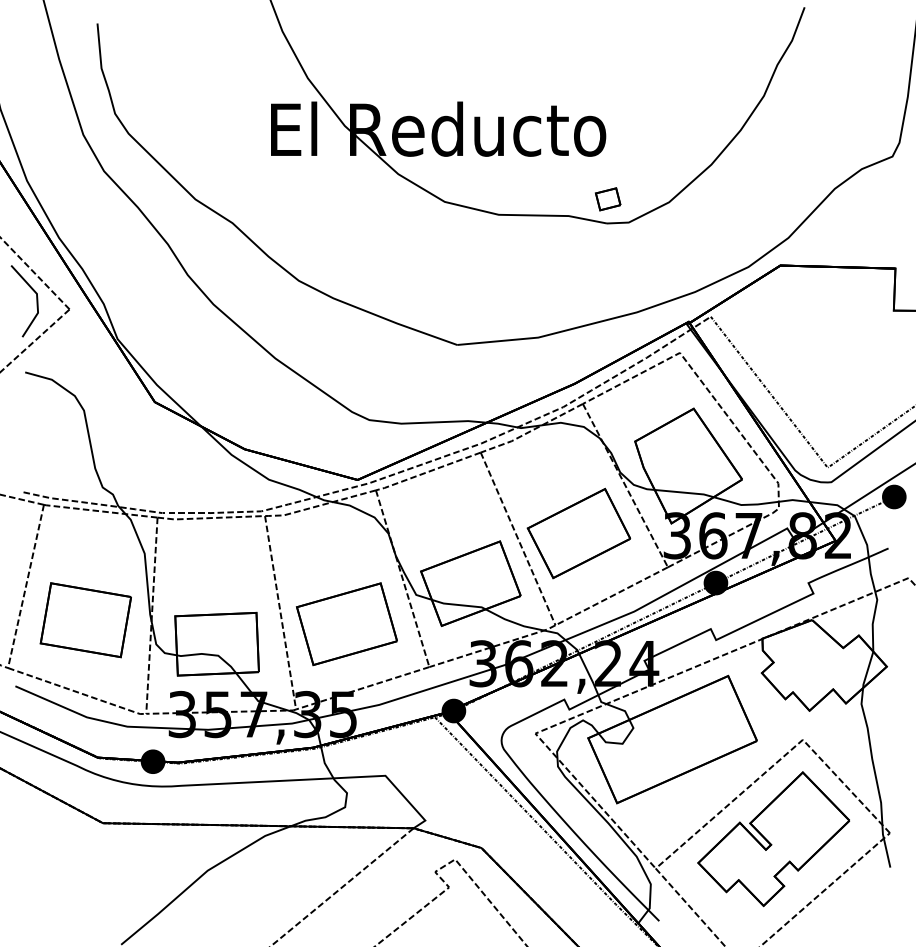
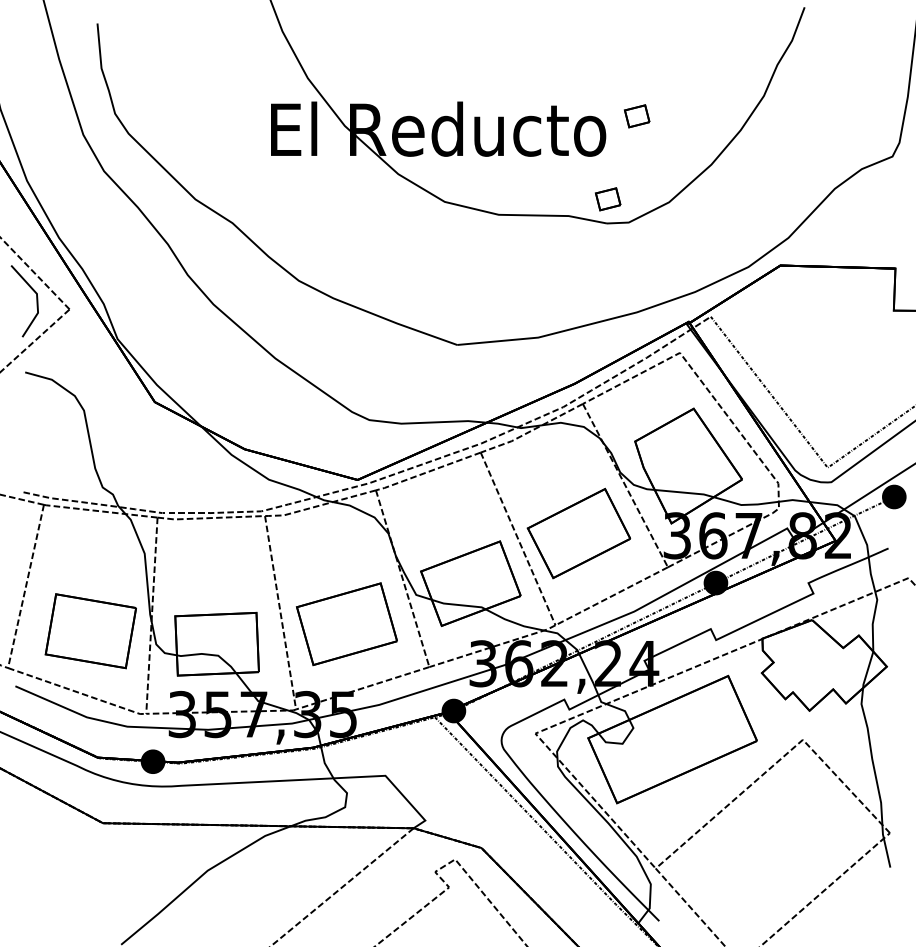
part: none -> present (637, 116)
part position: (85, 620) -> (90, 631) (90, 631)
part: present -> none (773, 839)
